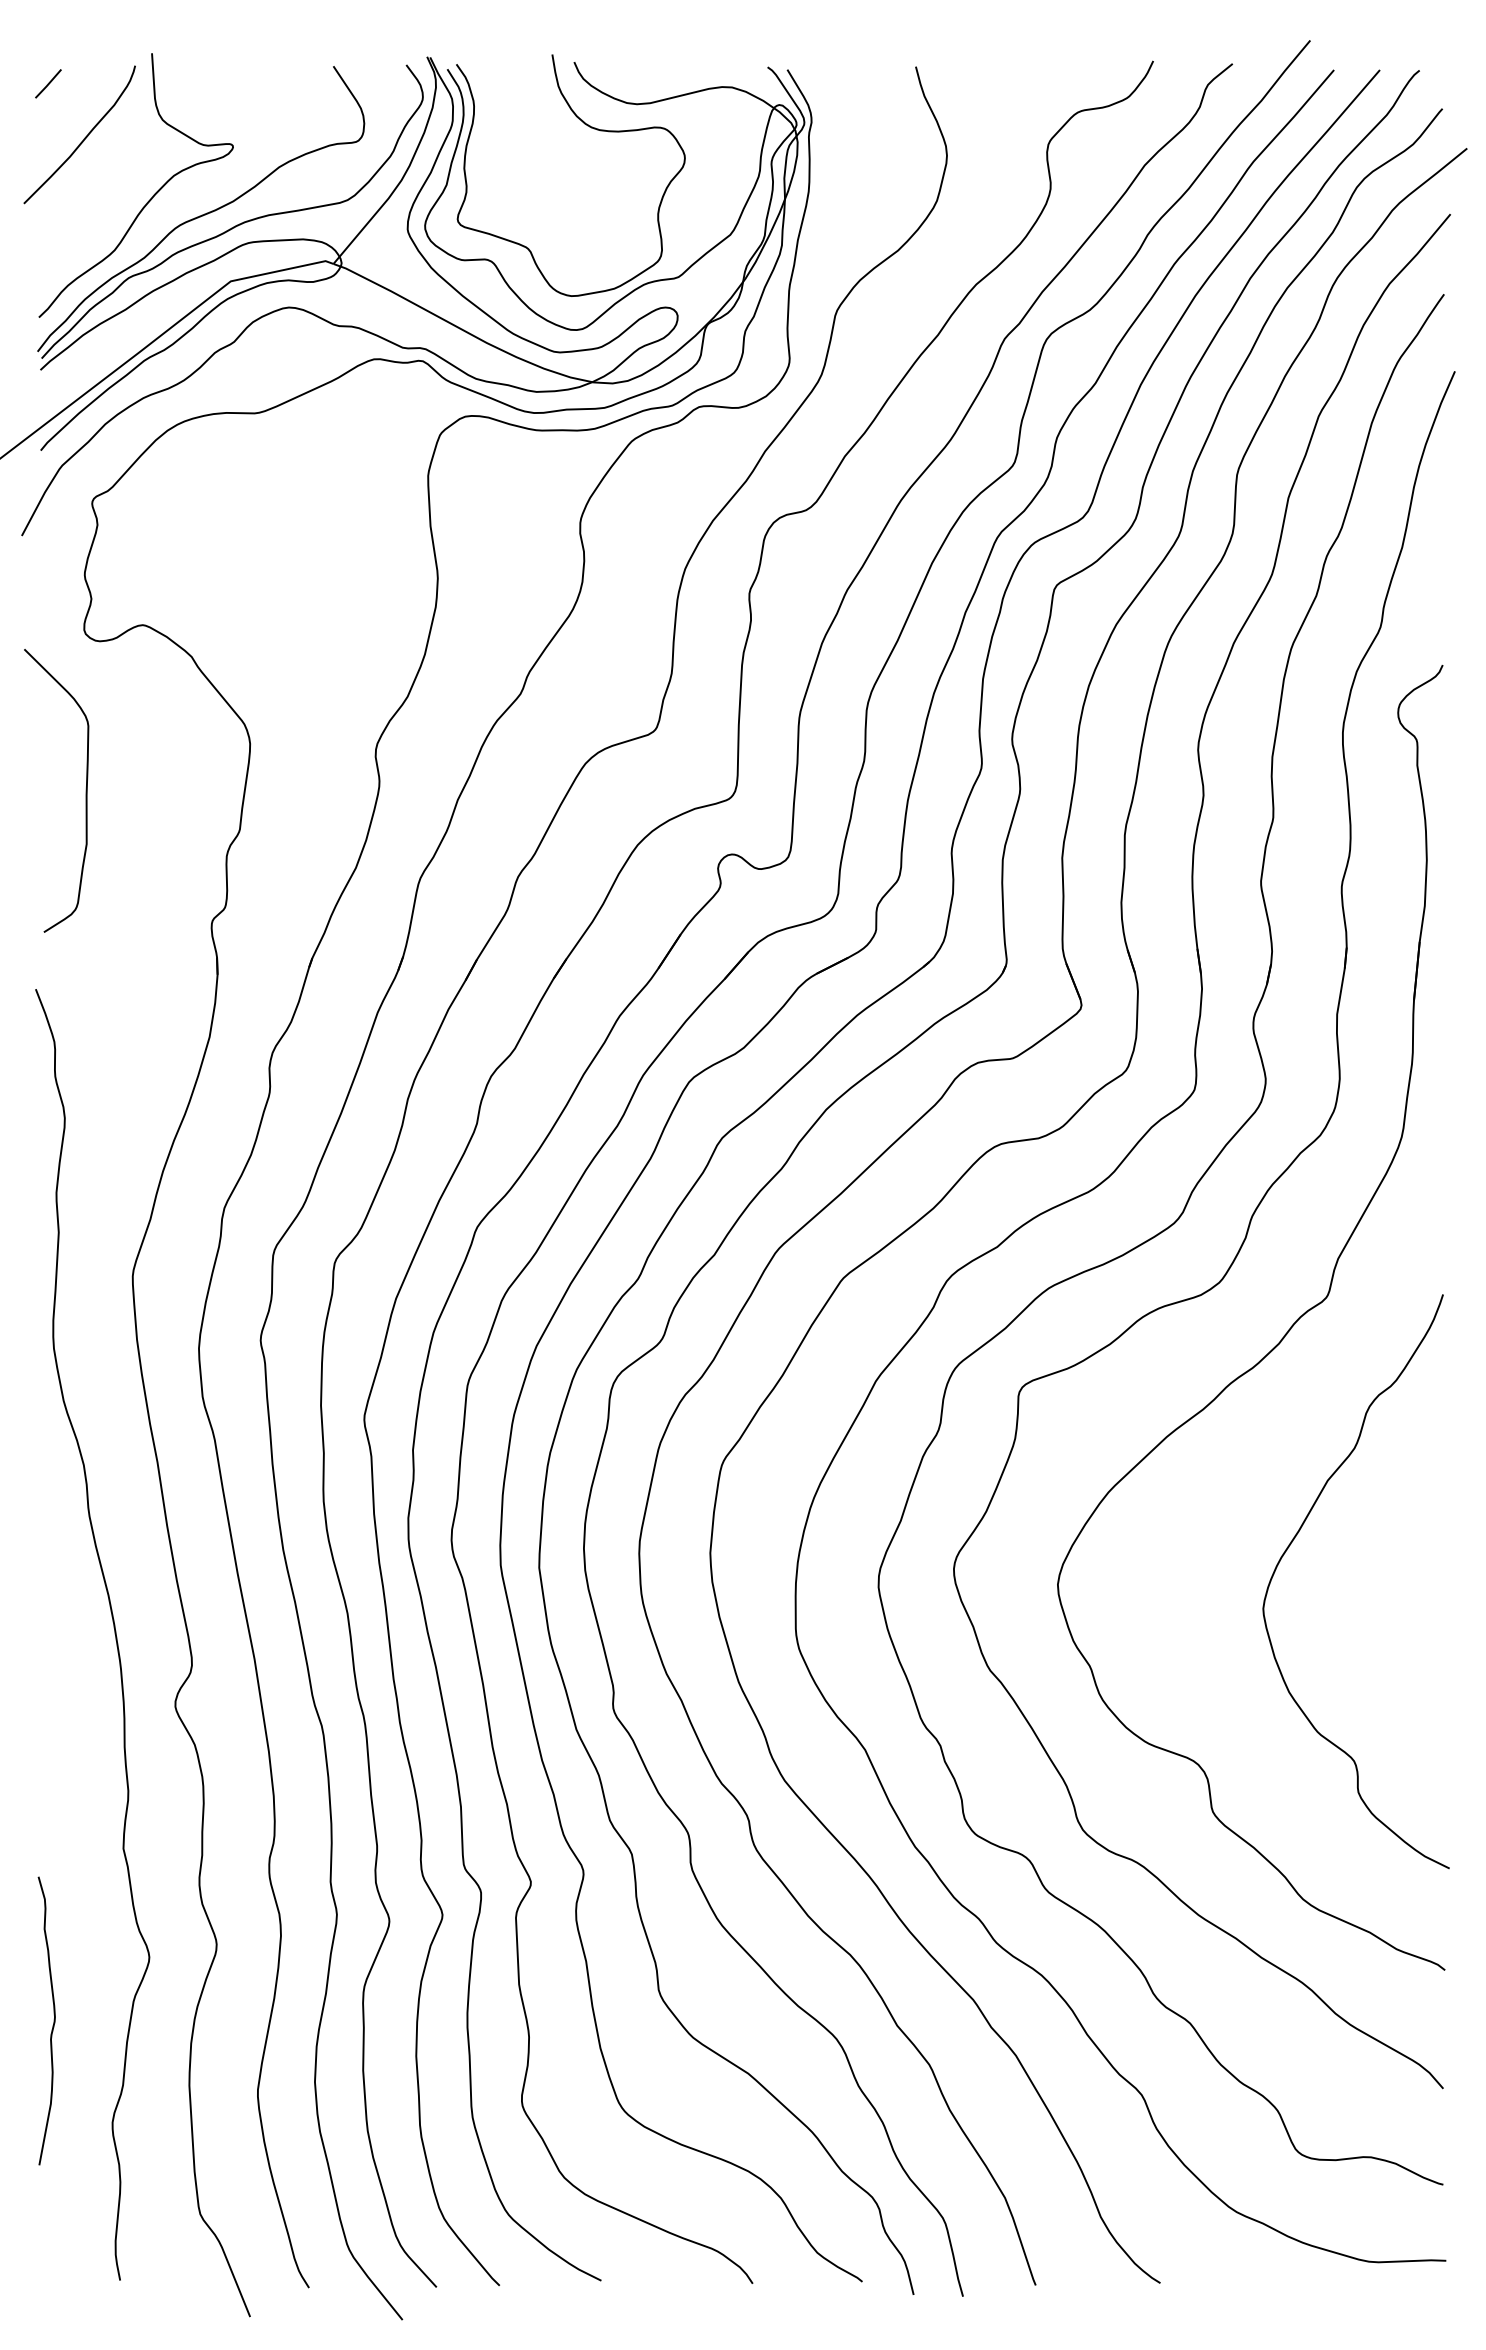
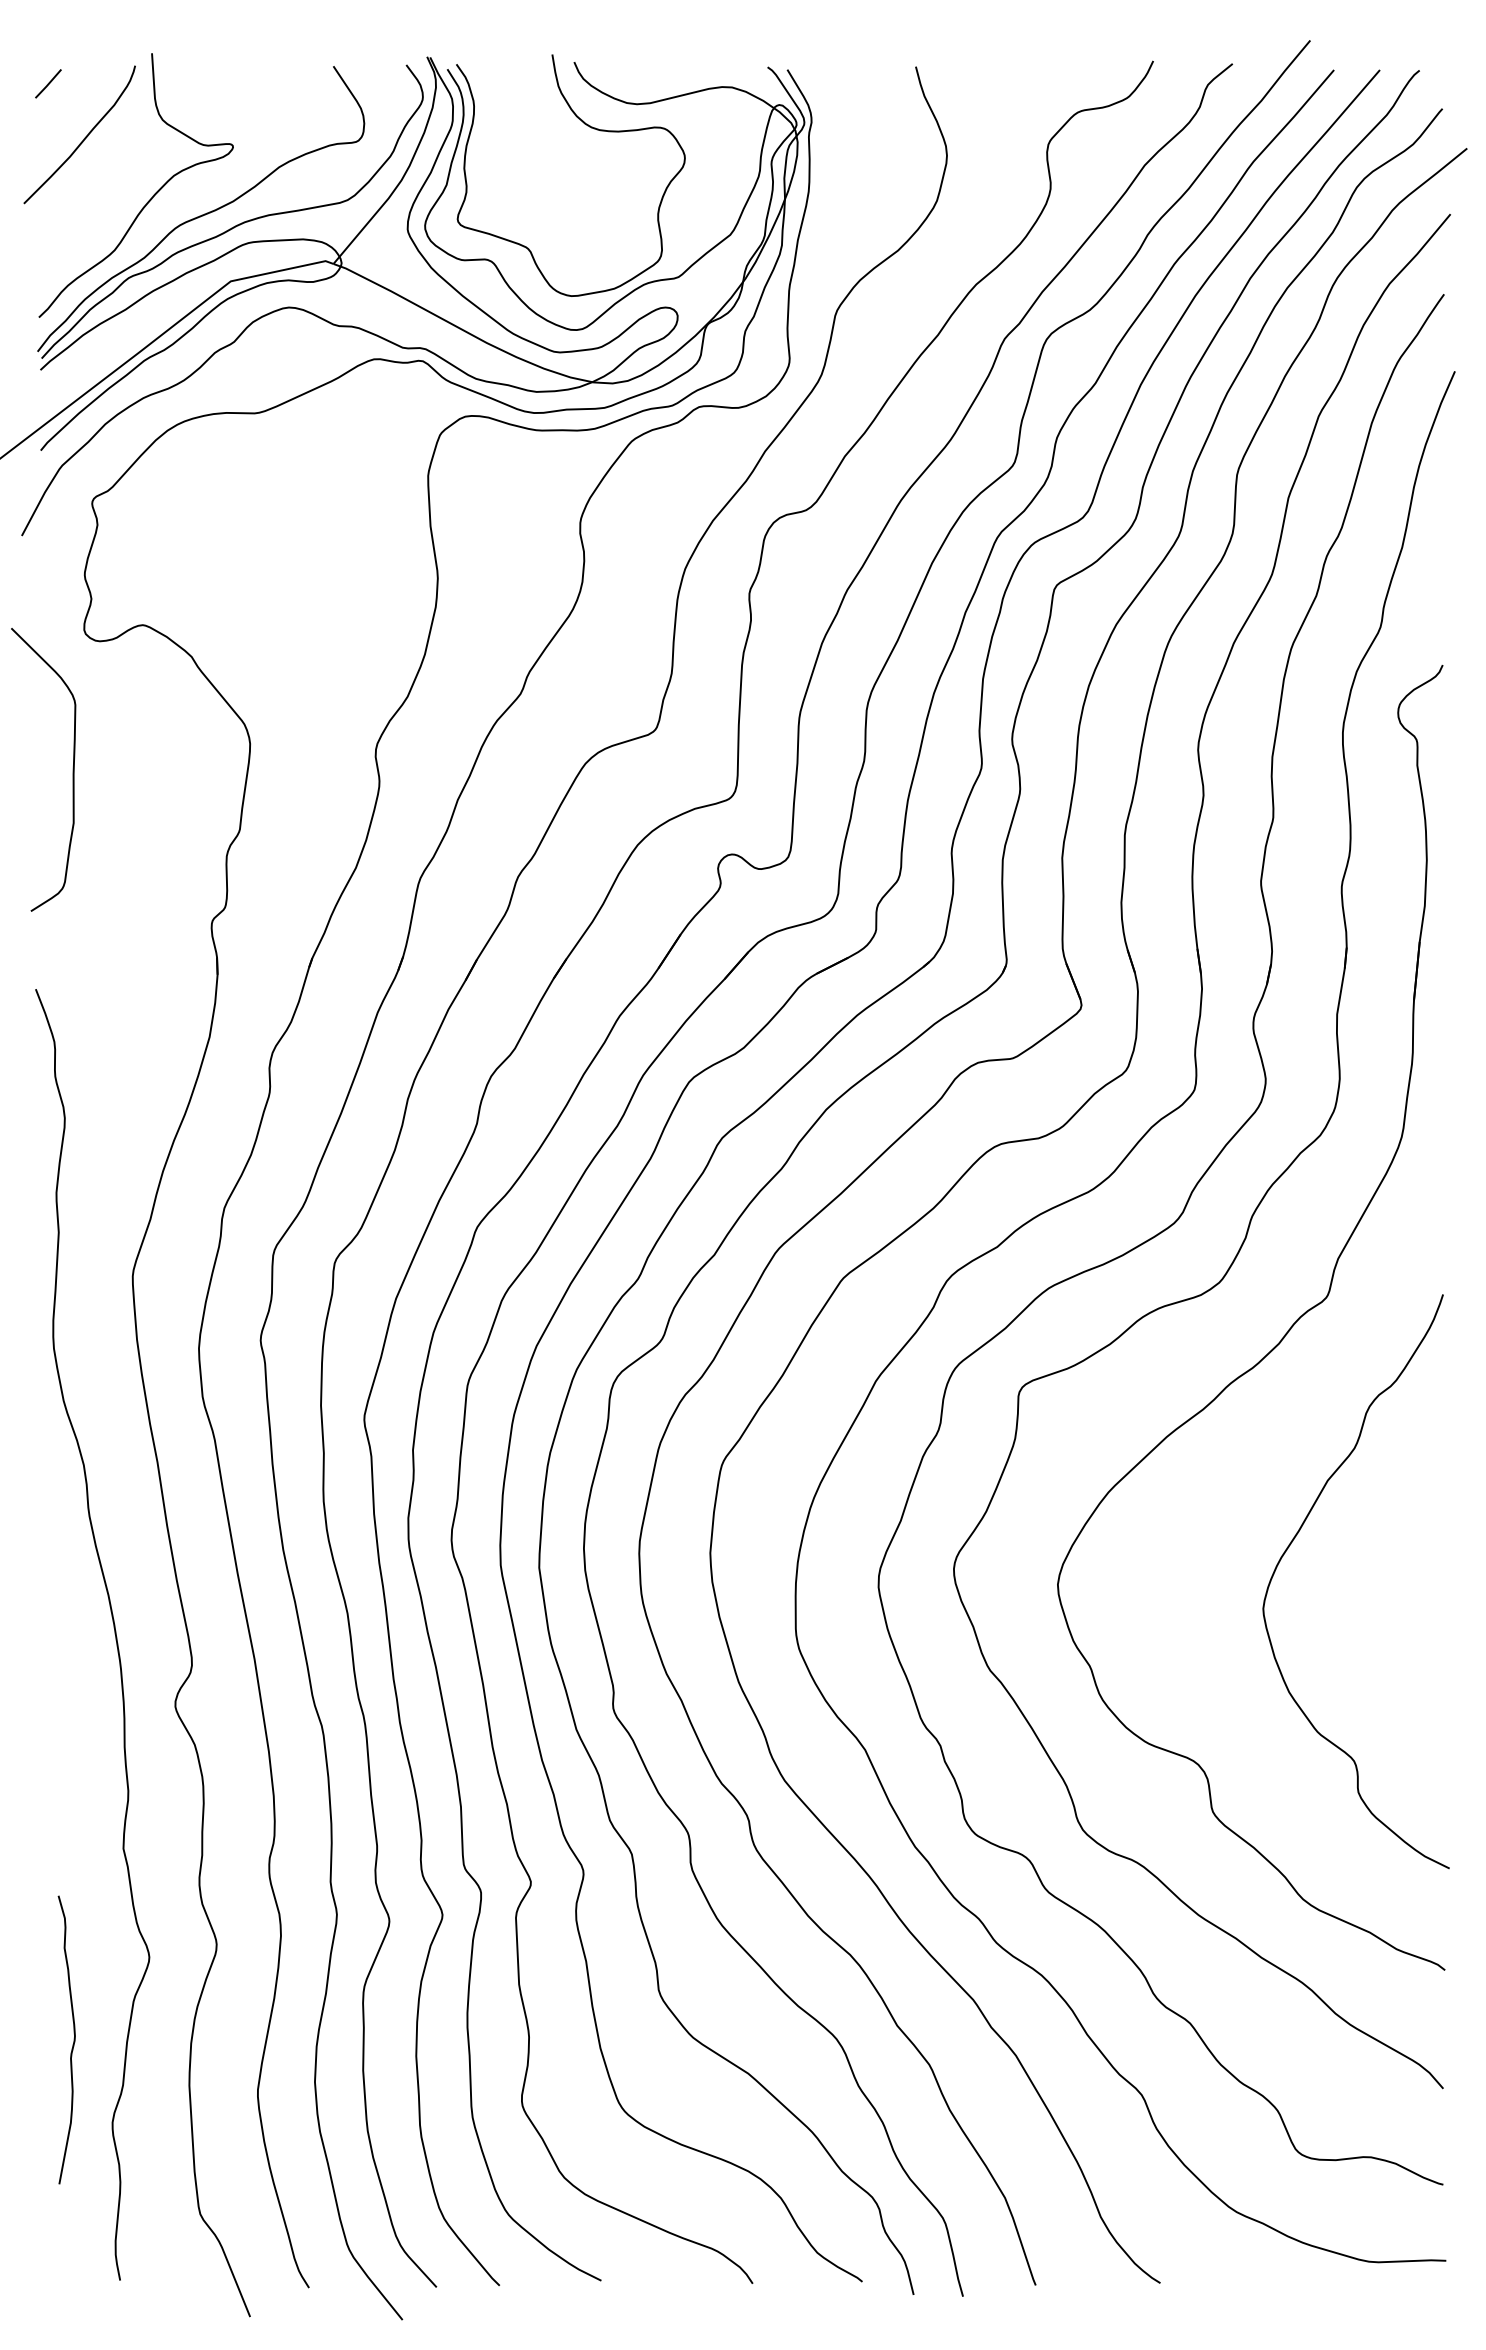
curve position: (85, 790) -> (72, 769) (72, 769)
curve position: (53, 2020) -> (73, 2039) (73, 2039)
